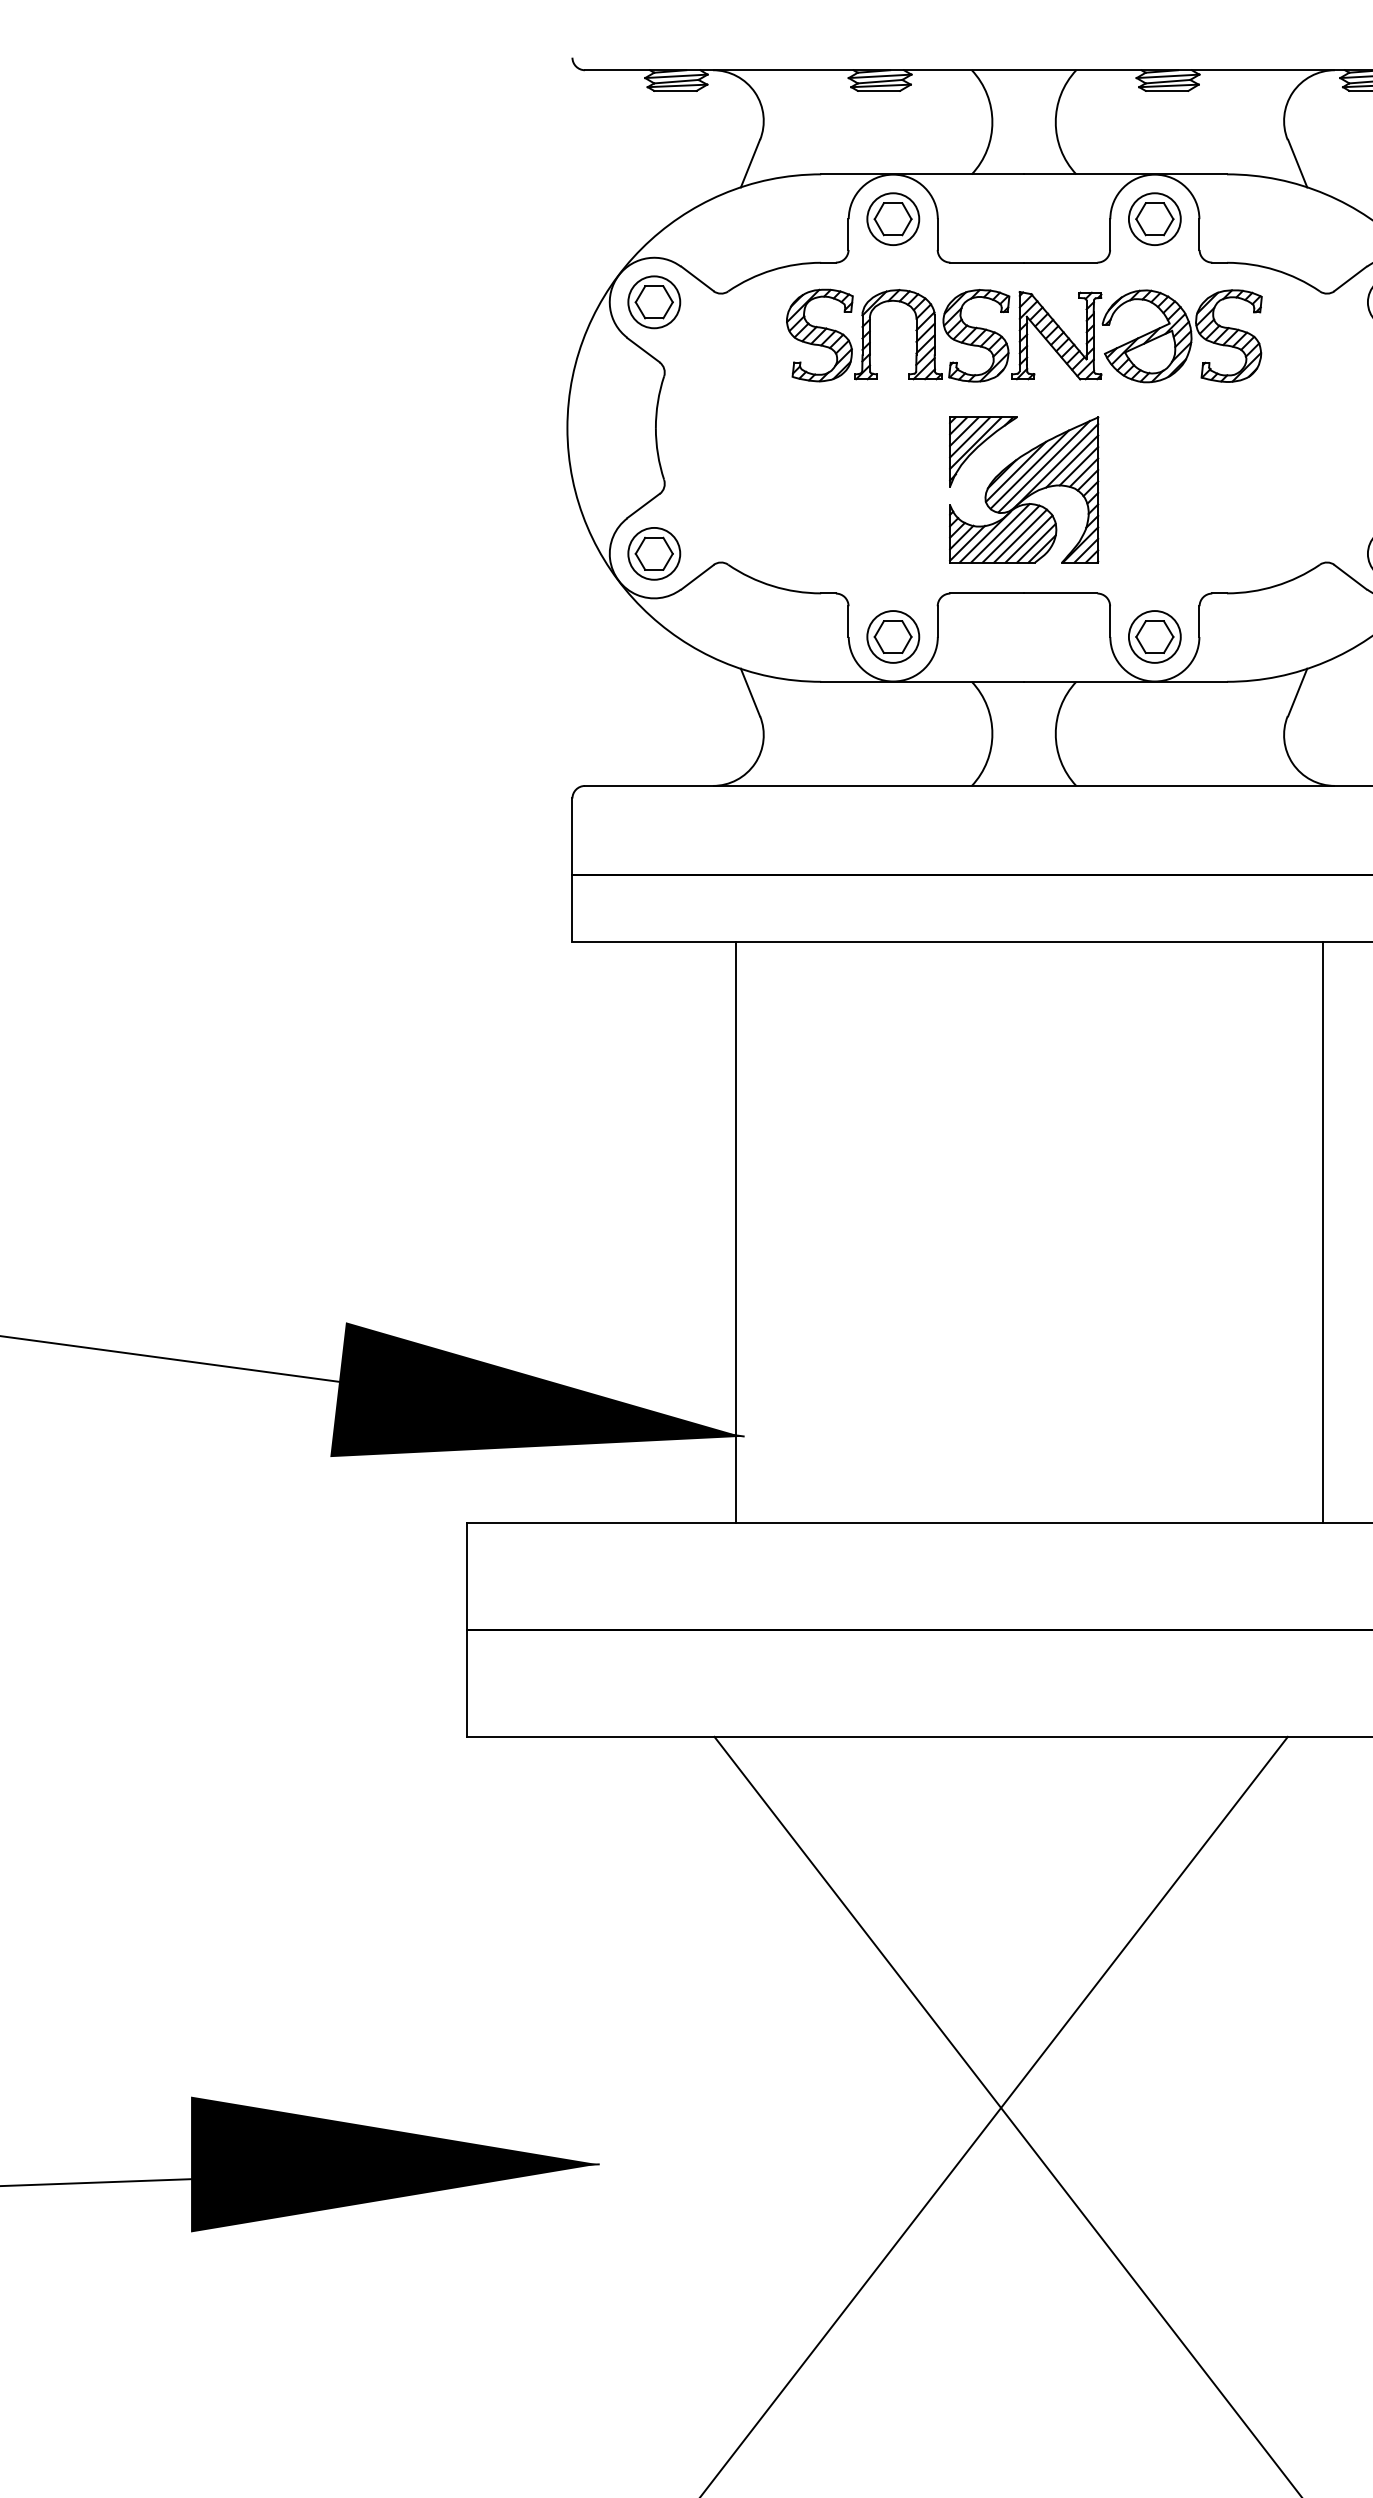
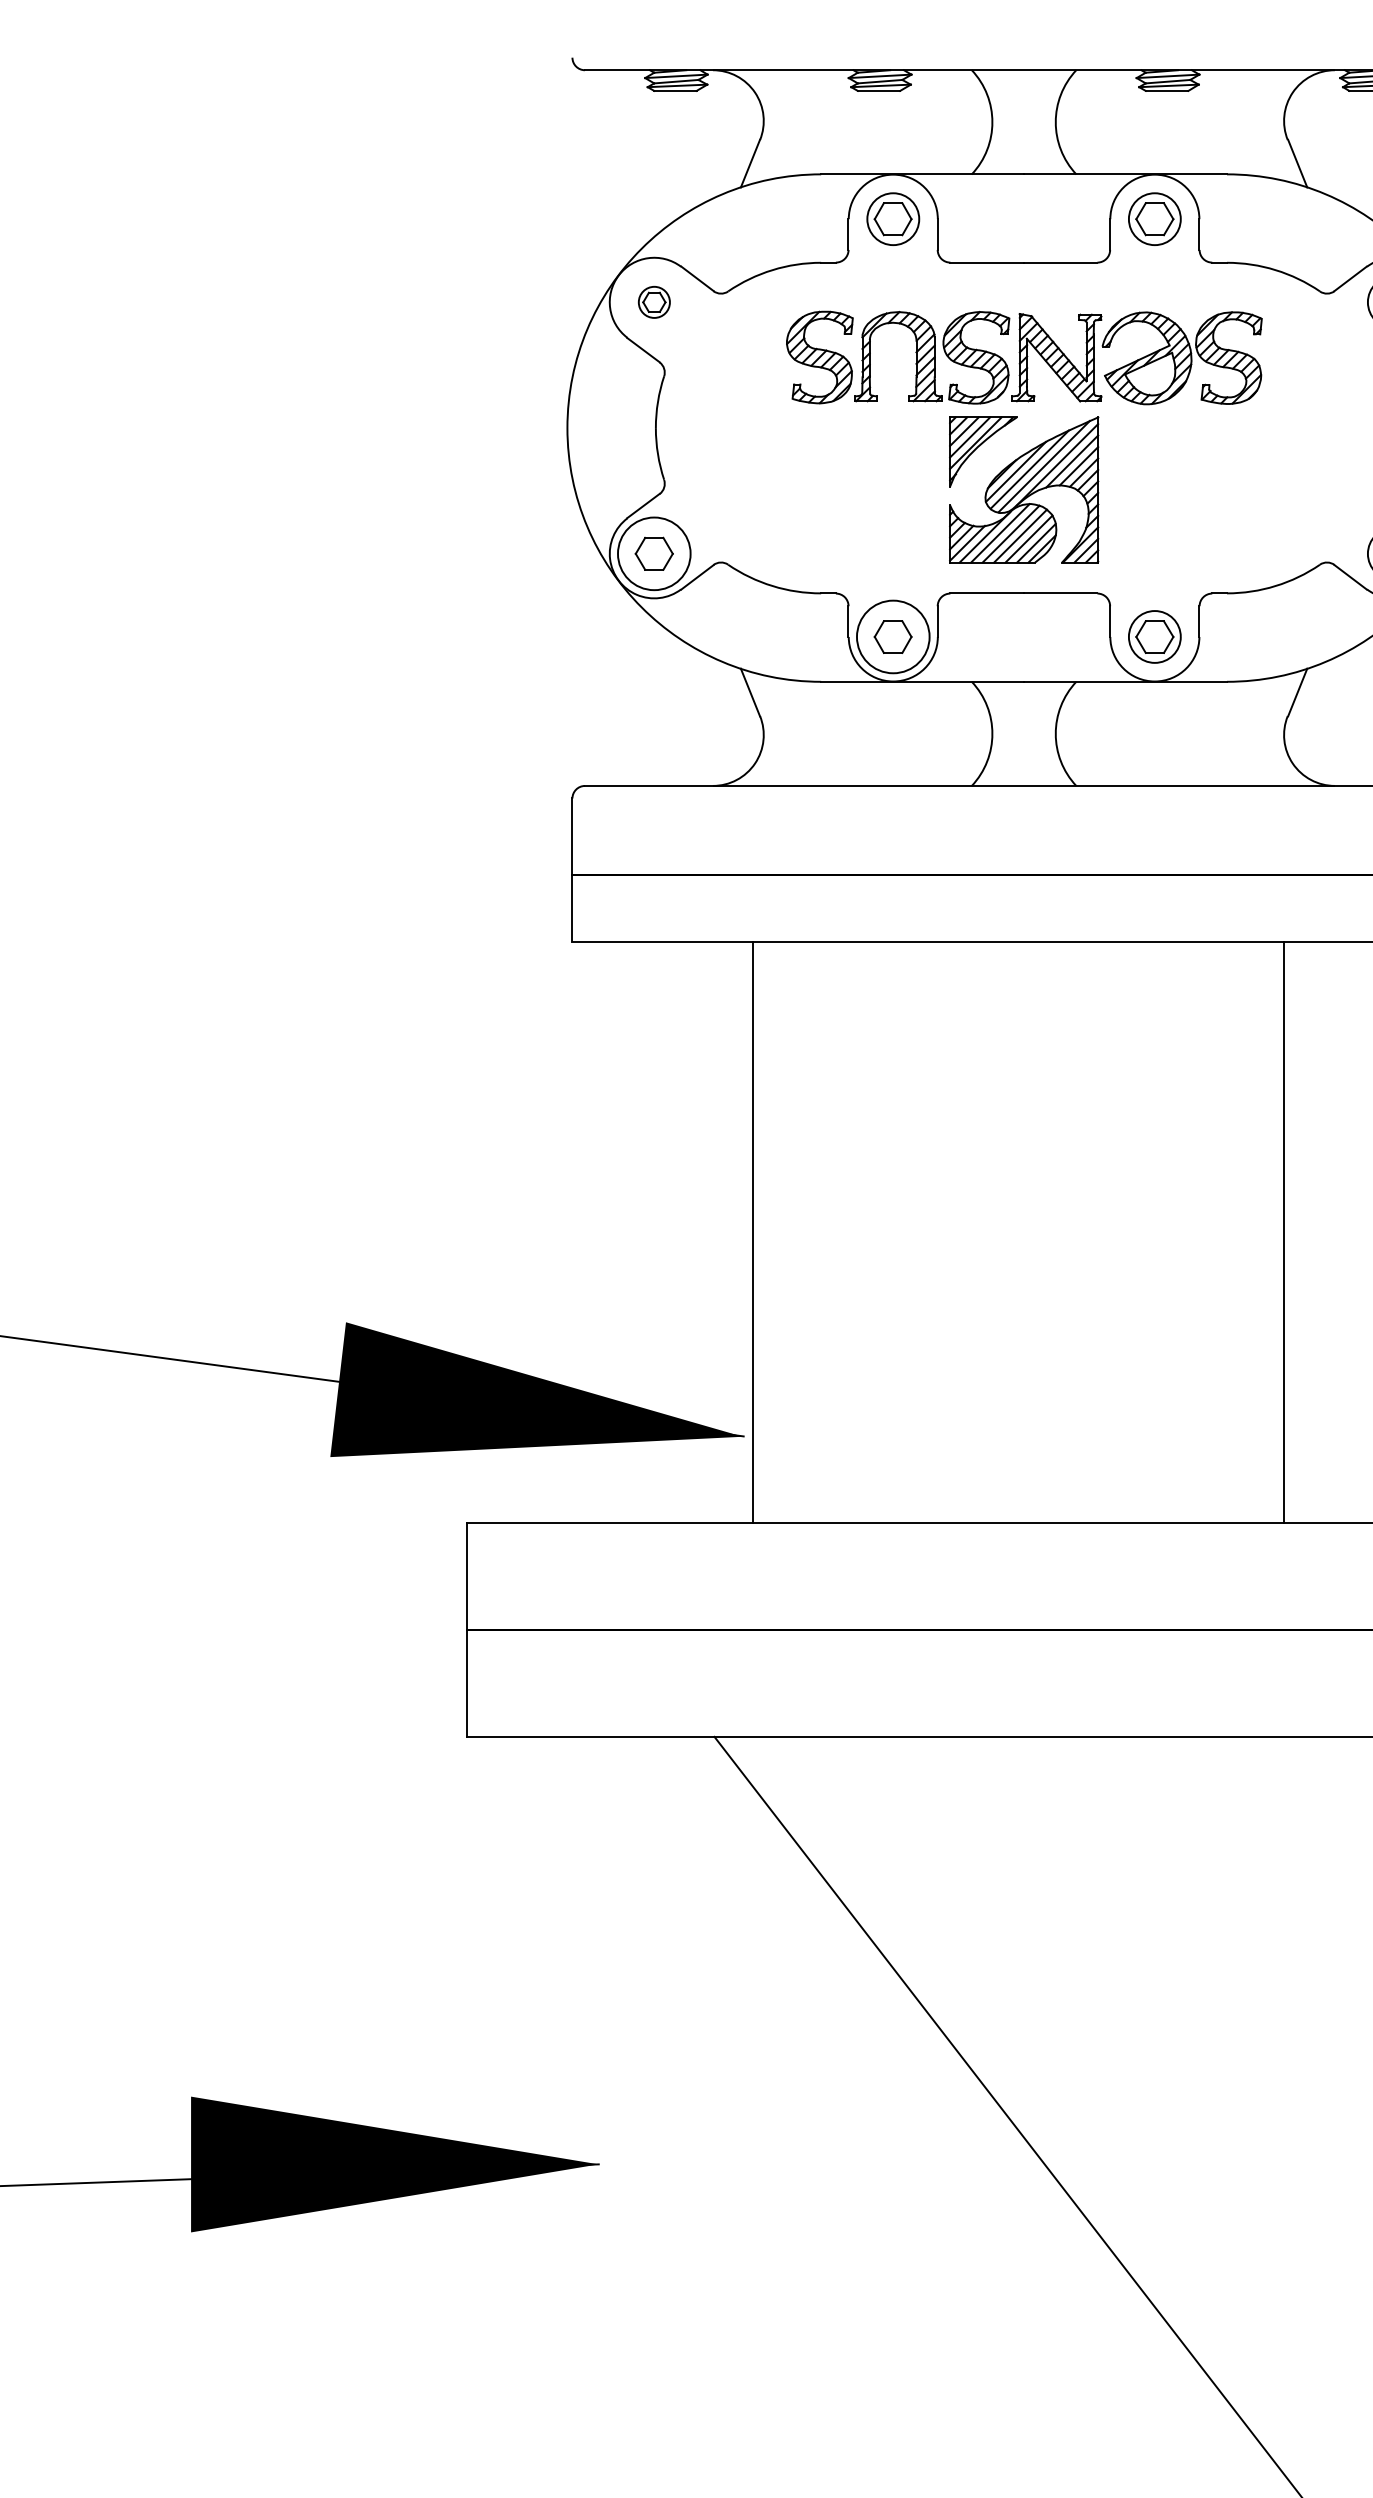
part size: 55x55 px -> 34x34 px (653, 301)
part position: (1024, 335) -> (1024, 357) (1024, 357)
circle diameter: 52 px -> 73 px (653, 553)
circle diameter: 52 px -> 73 px (892, 636)
line position: (736, 1231) -> (753, 1231) (753, 1231)
line position: (1322, 1232) -> (1283, 1232) (1283, 1232)
line: present -> none (994, 2115)
